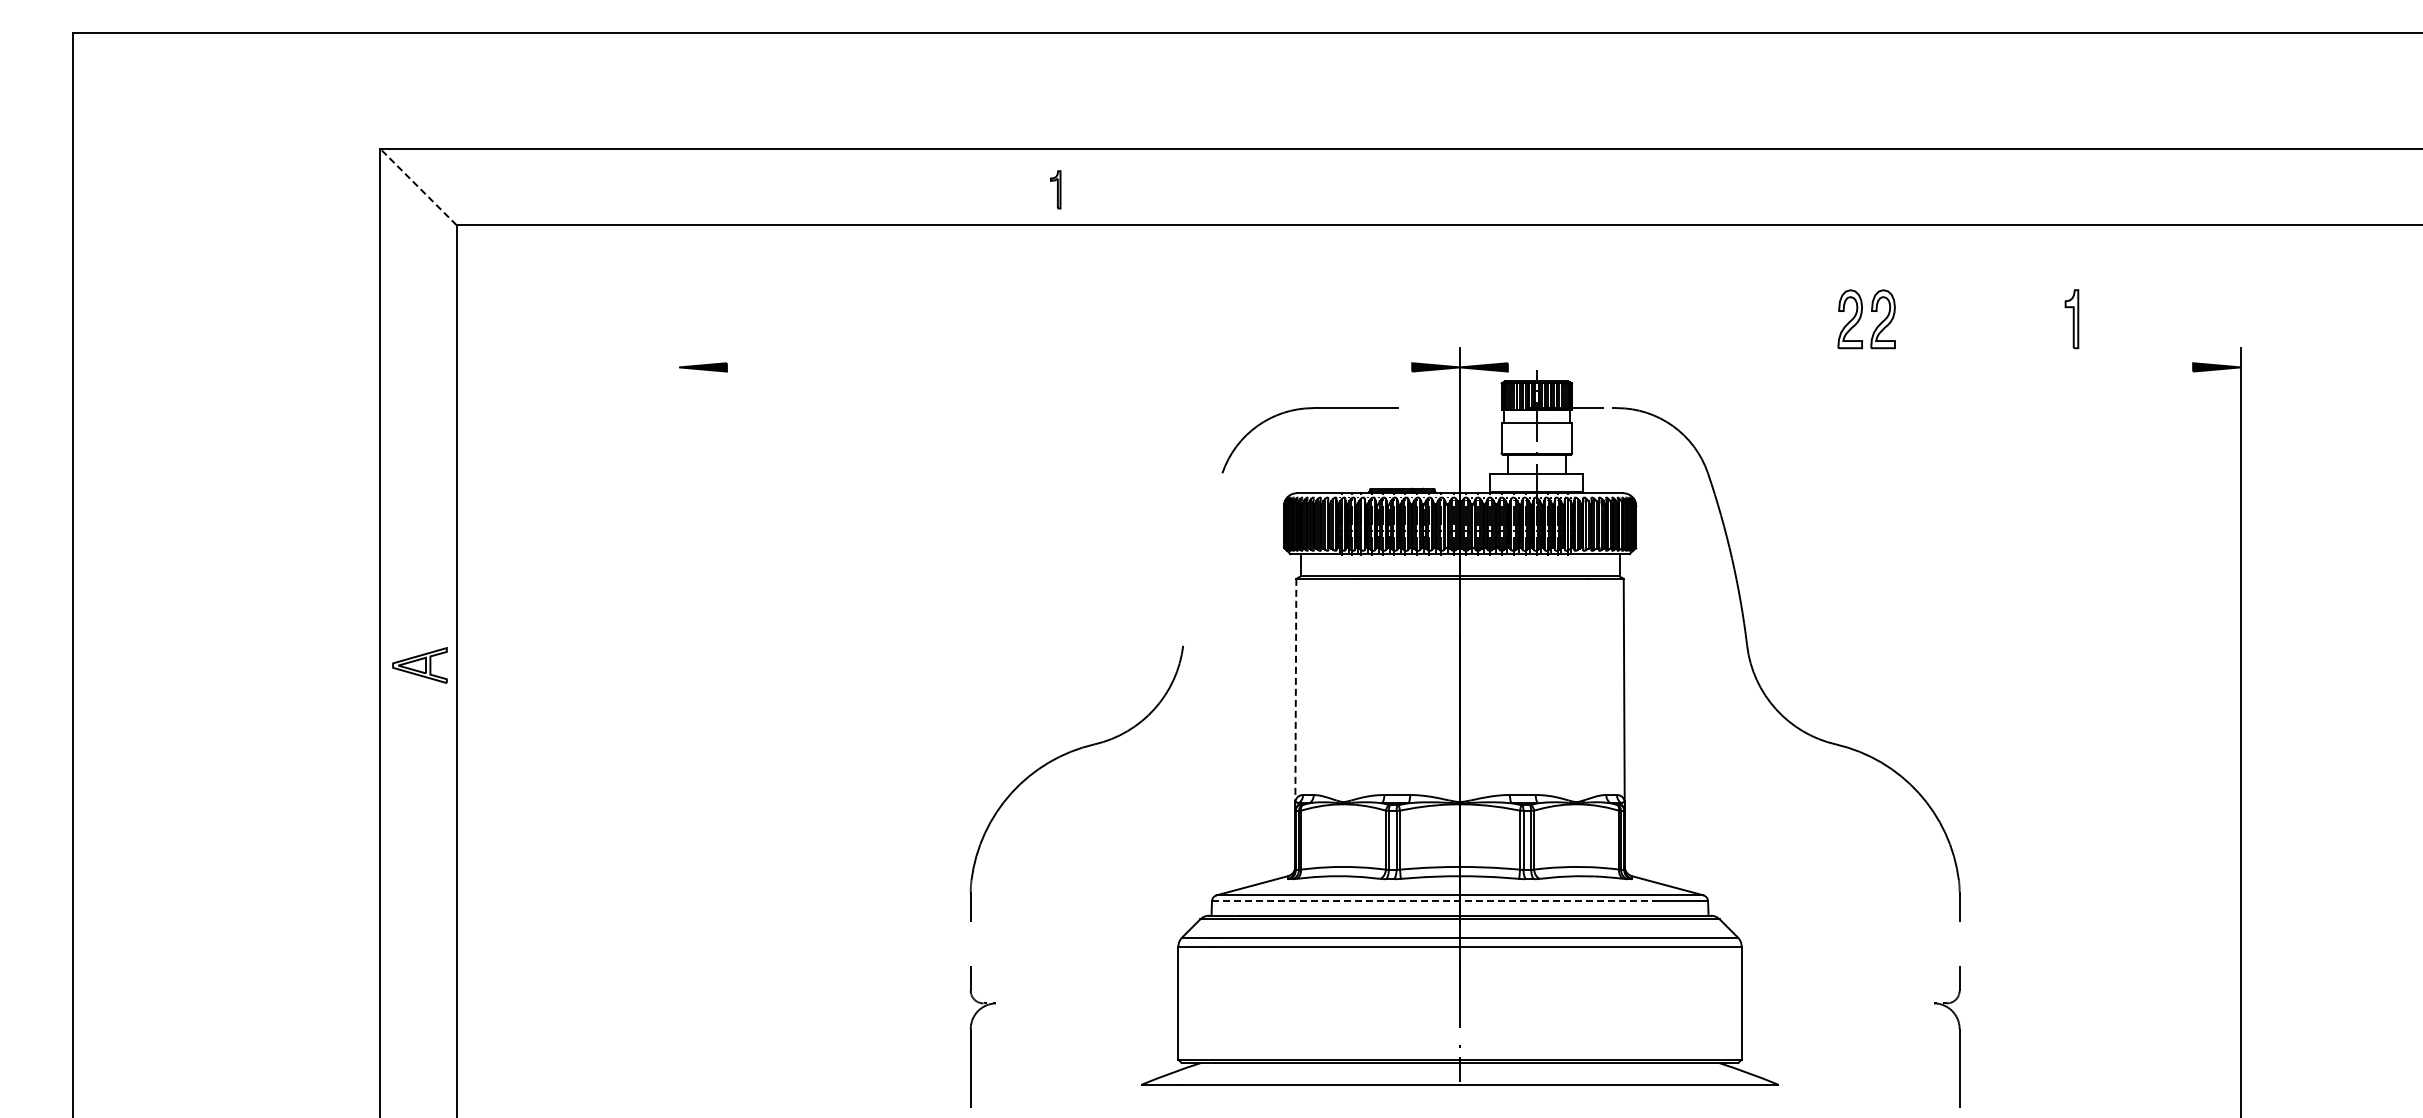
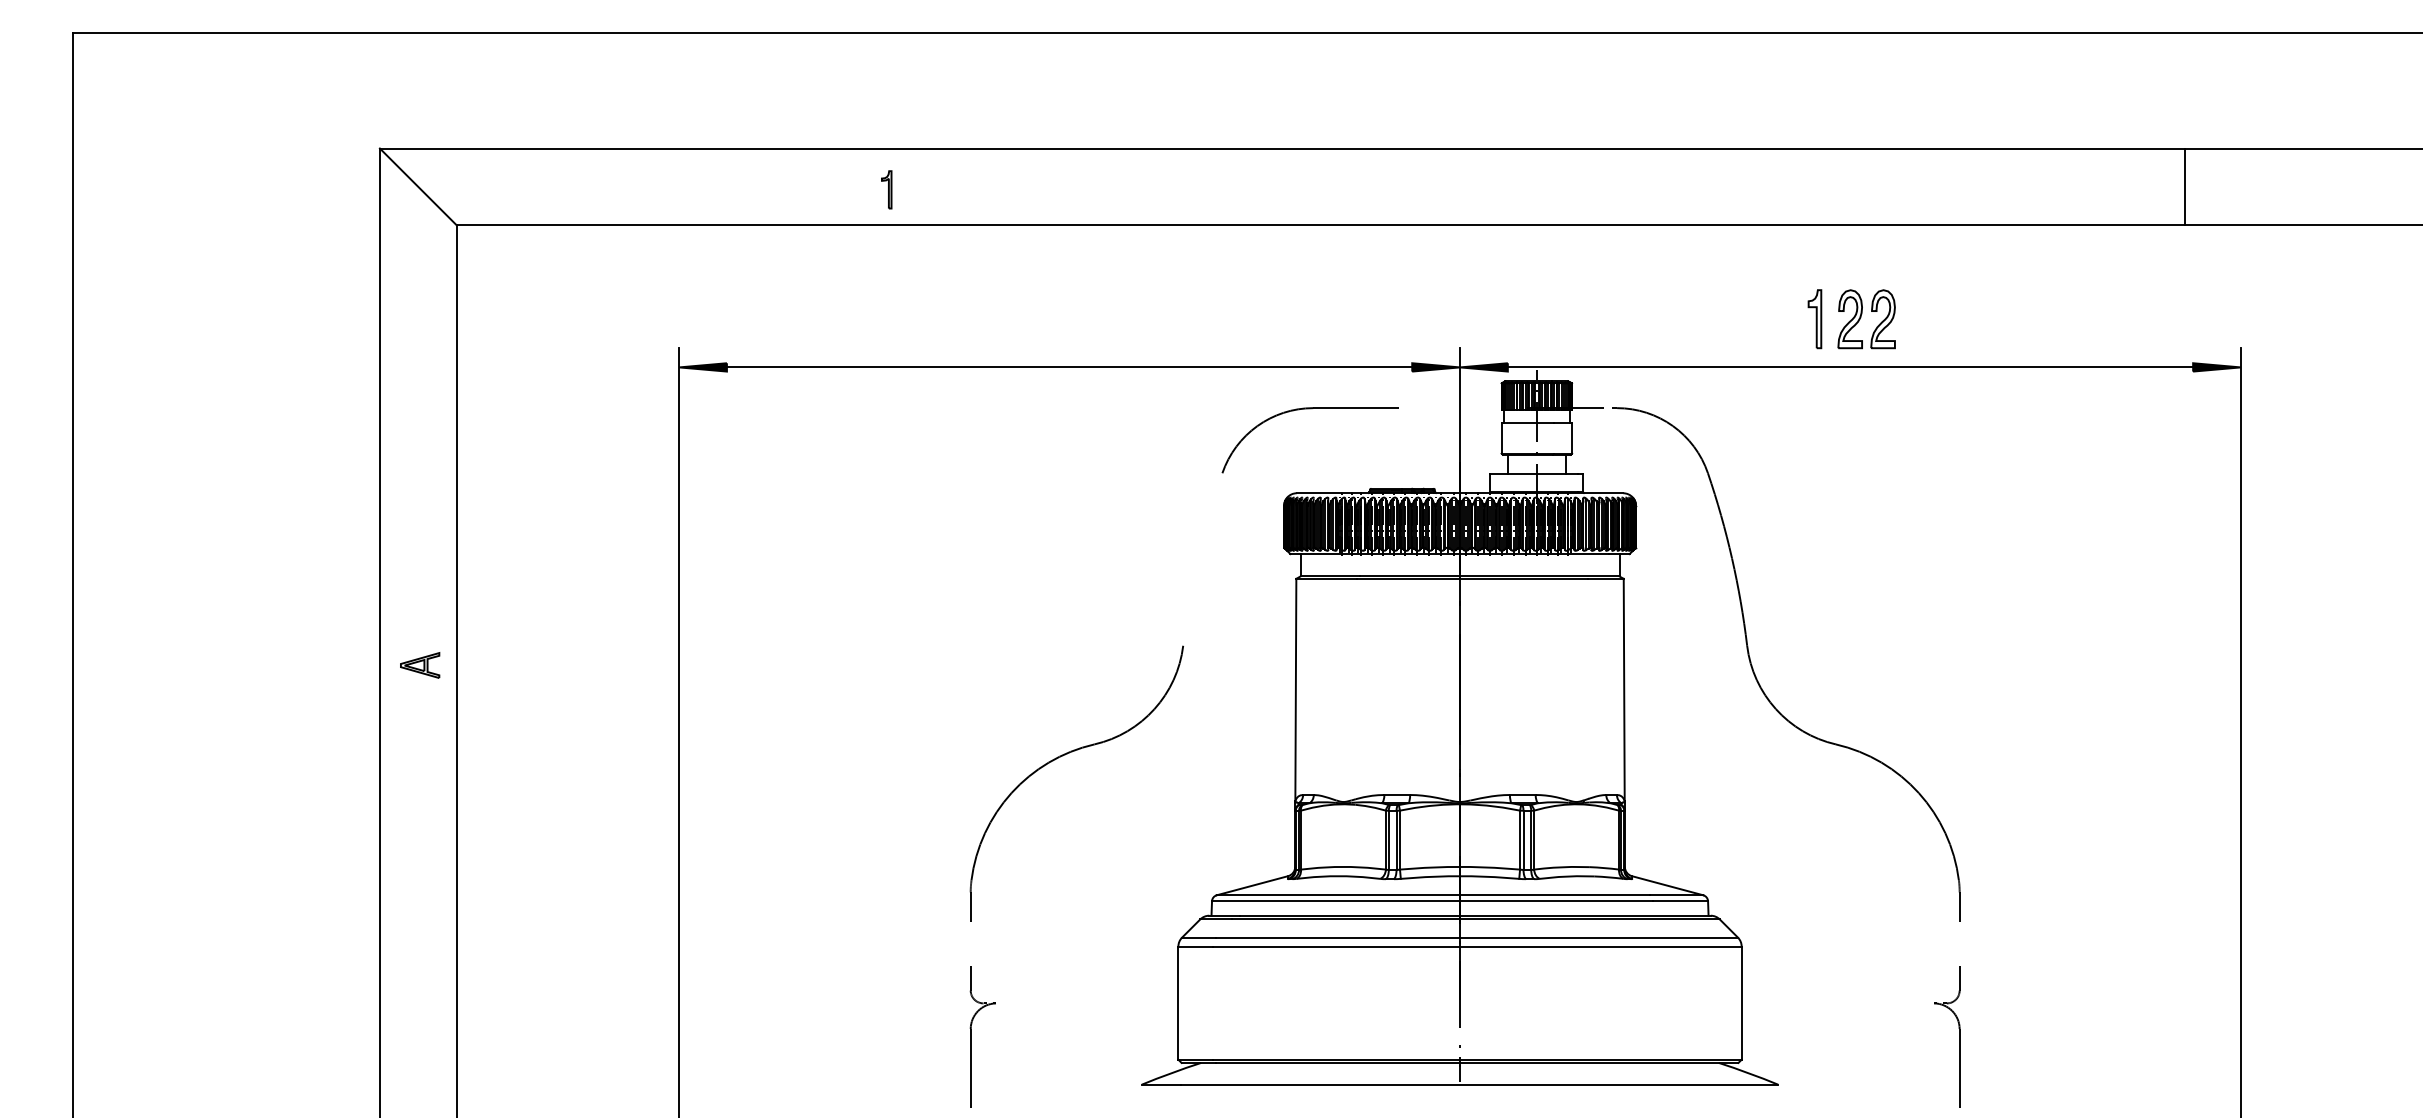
line: dashed -> solid (417, 186)
line: none -> present (2185, 186)
part position: (1055, 189) -> (886, 189) (886, 189)
part position: (2071, 319) -> (1814, 319) (1814, 319)
line: none -> present (1069, 367)
line: none -> present (1850, 367)
part size: 56x37 px -> 41x27 px (420, 665)
line: dashed -> solid (1295, 689)
line: none -> present (679, 731)
line: dashed -> solid (1432, 901)
